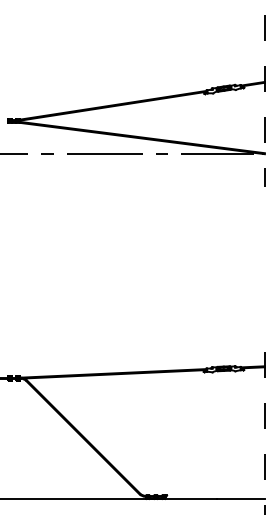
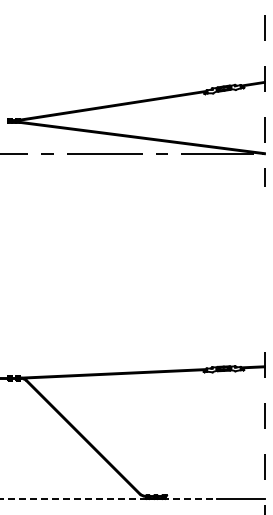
line: solid -> dashed (108, 498)
